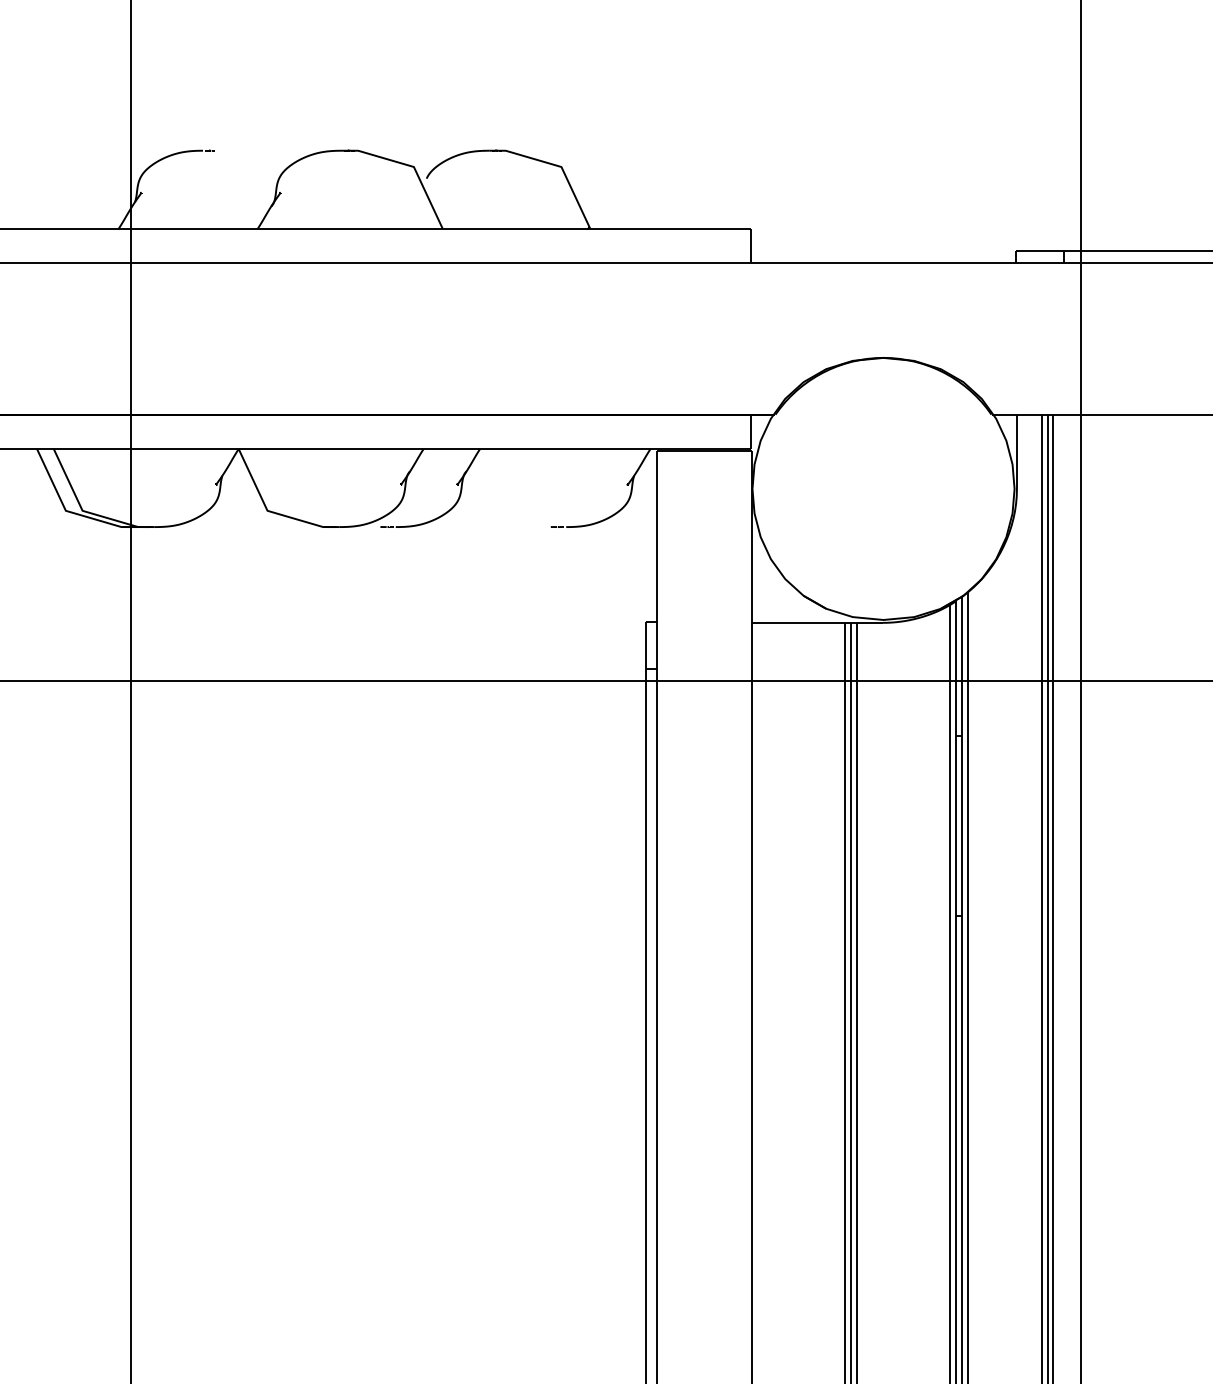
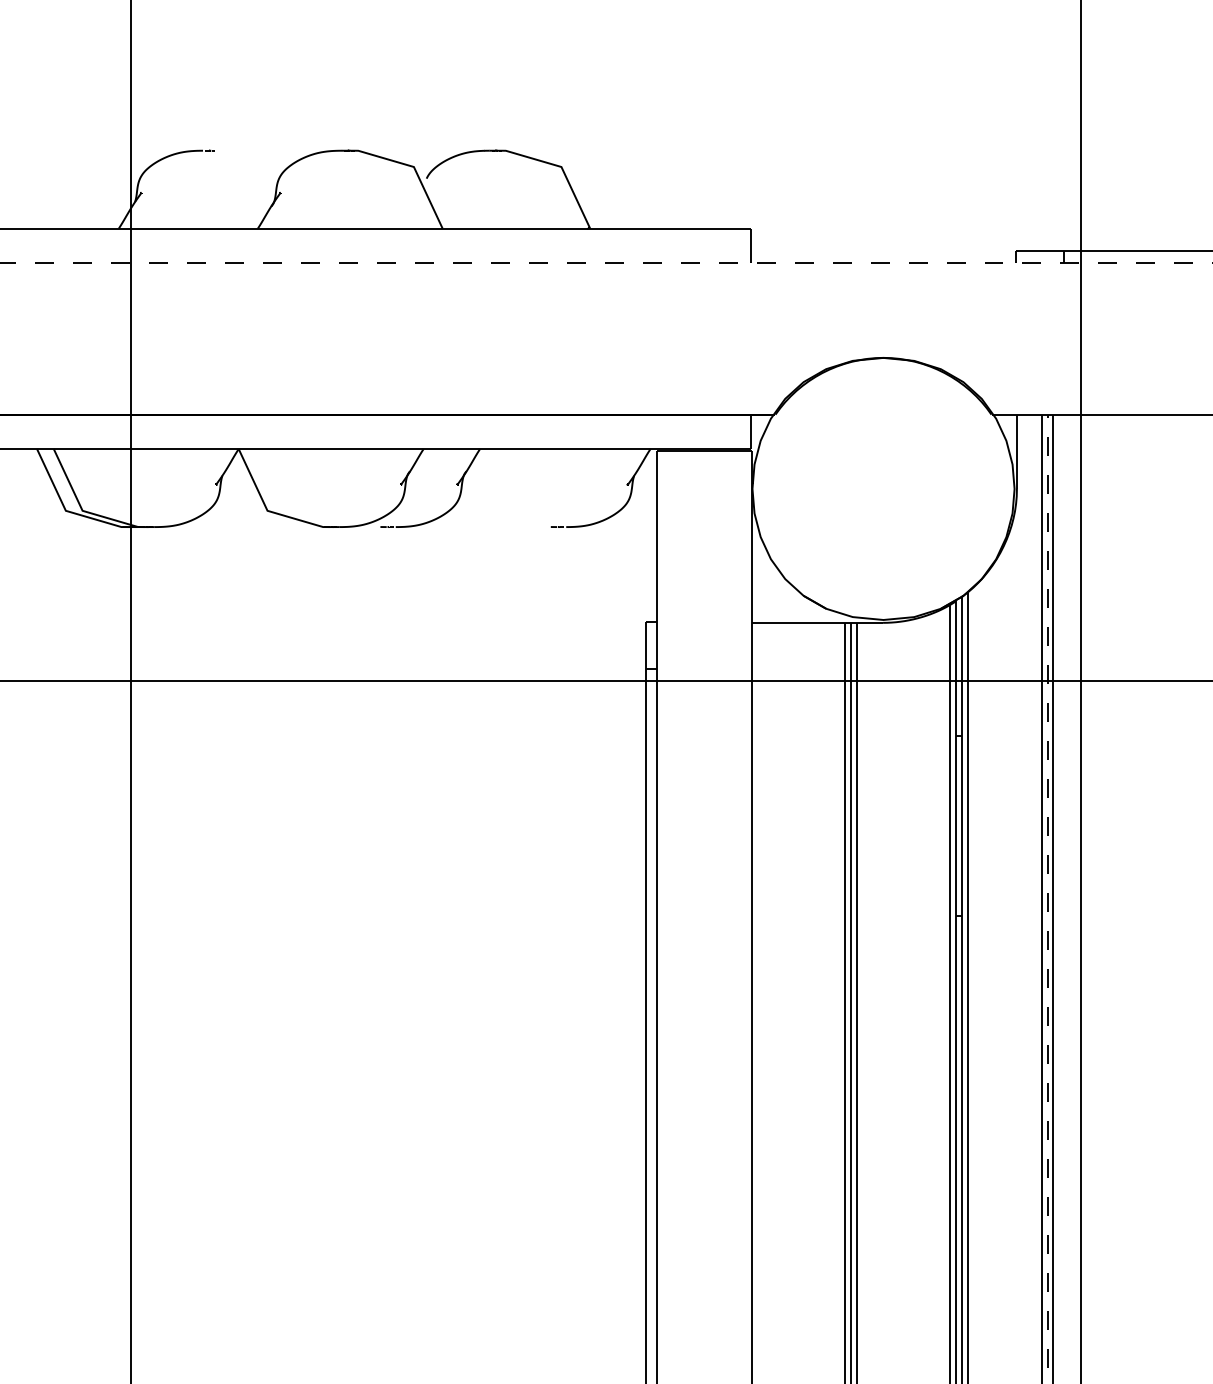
line: solid -> dashed (606, 262)
line: solid -> dashed (1047, 898)
